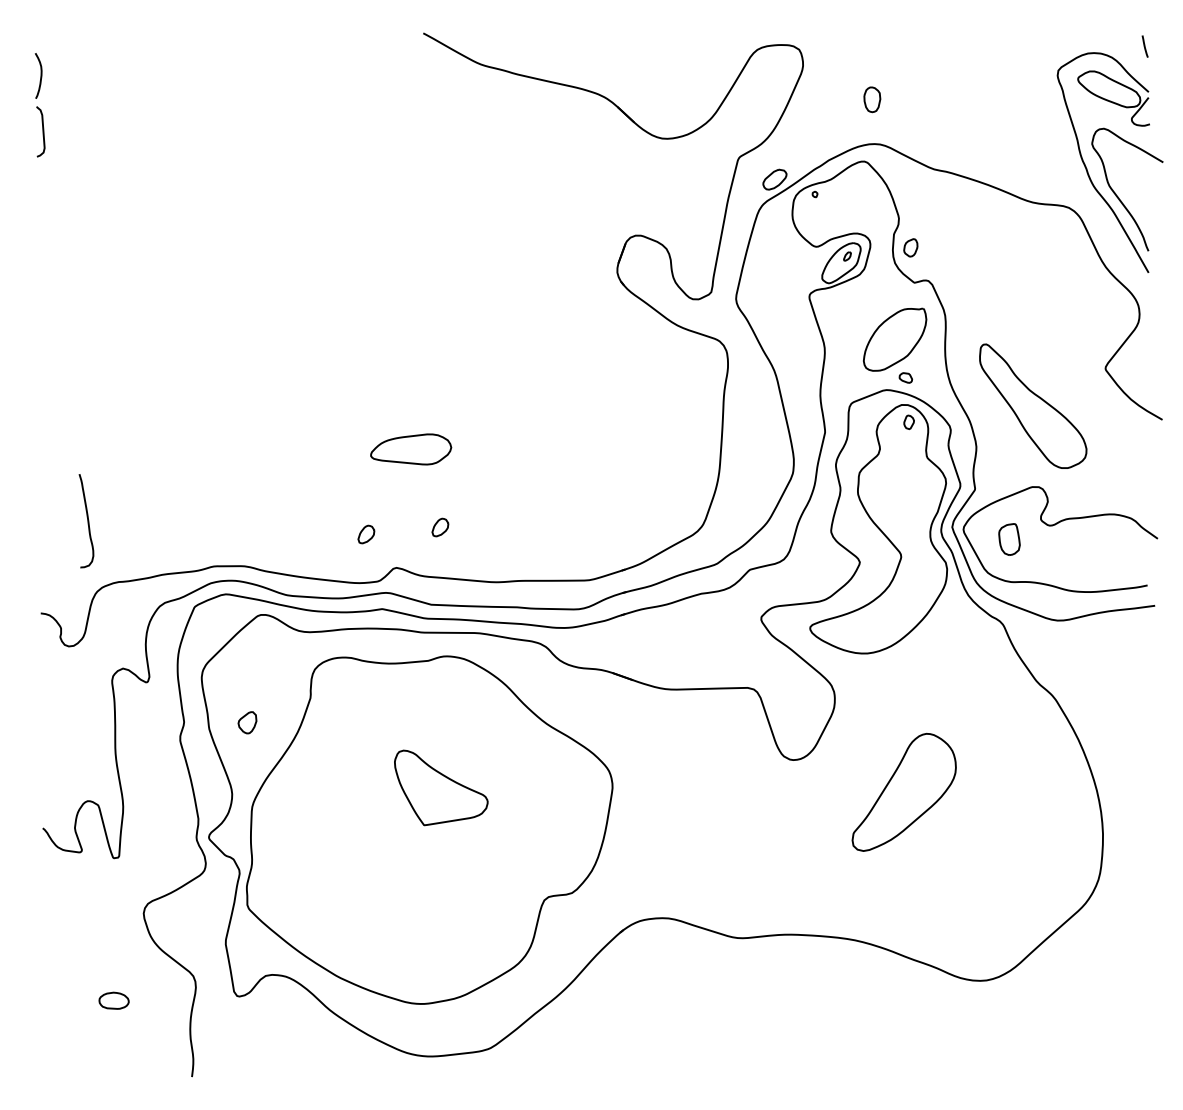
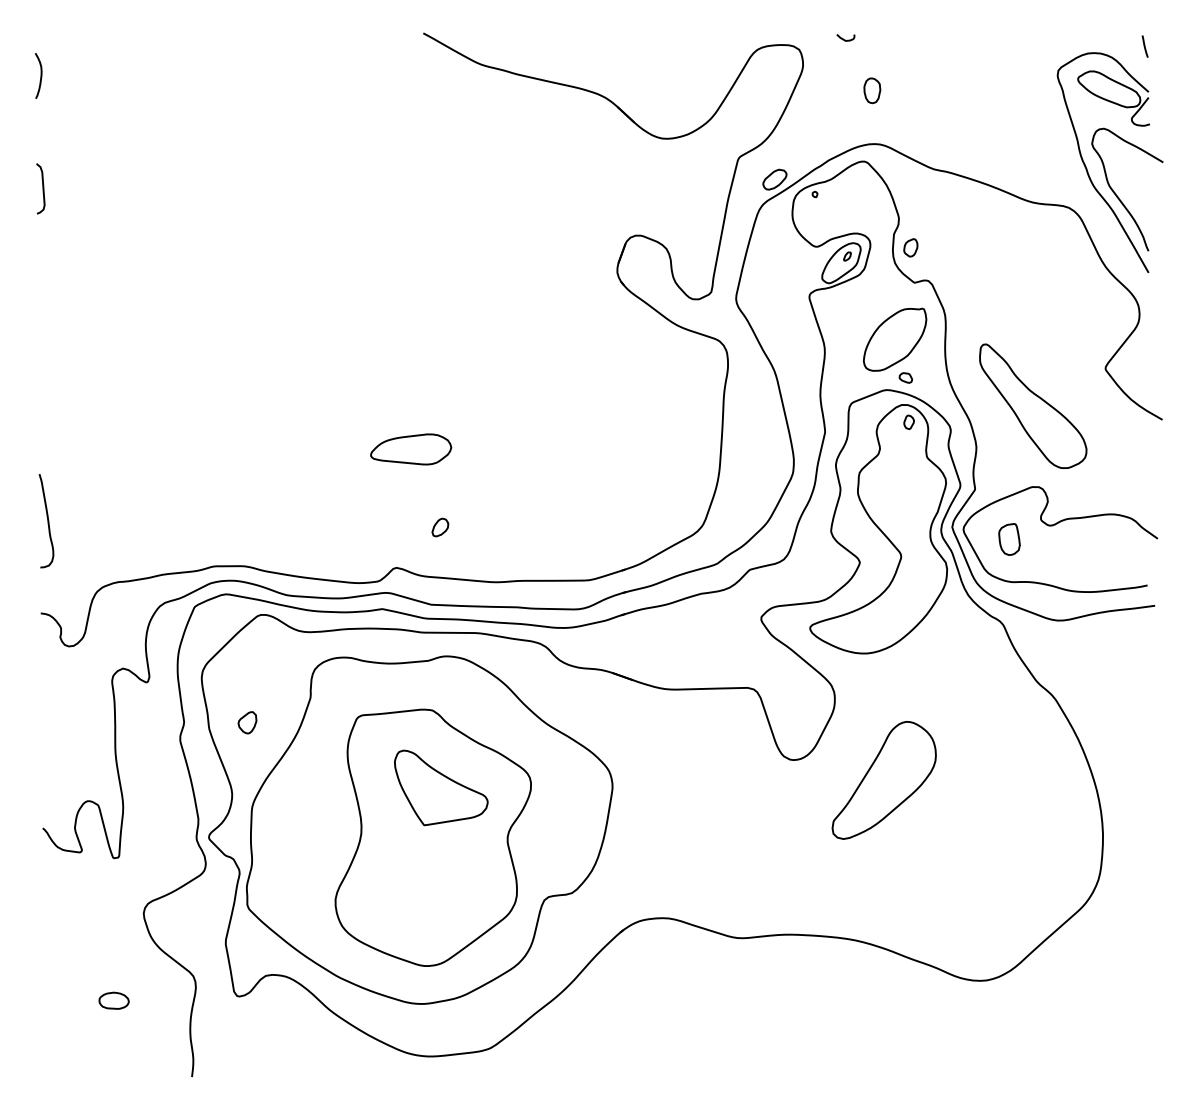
curve: none -> present (845, 39)
part position: (872, 99) -> (872, 90) (872, 90)
curve position: (42, 131) -> (42, 188) (42, 188)
curve position: (87, 521) -> (47, 521) (47, 521)
part: present -> none (366, 534)
part position: (903, 792) -> (883, 780) (883, 780)
part: none -> present (432, 837)
